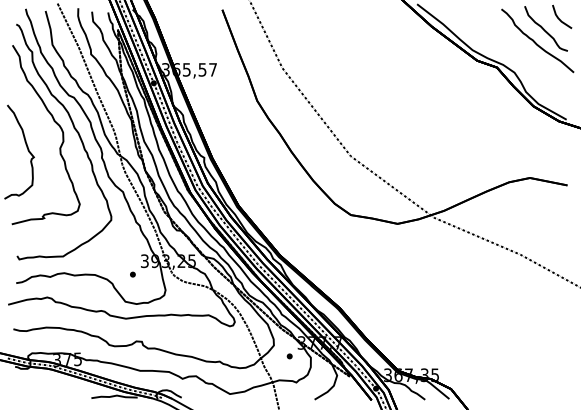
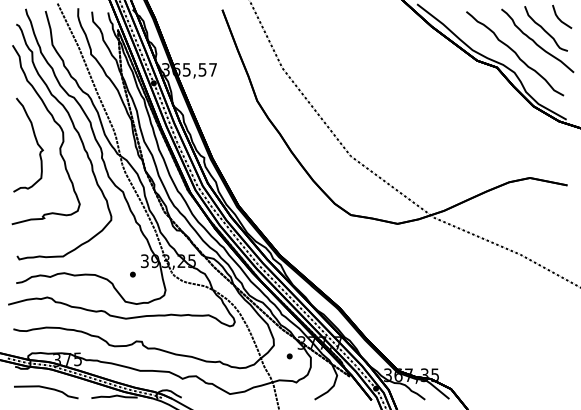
curve: none -> present (515, 53)
curve position: (26, 147) -> (35, 140) (35, 140)
curve: none -> present (48, 389)
